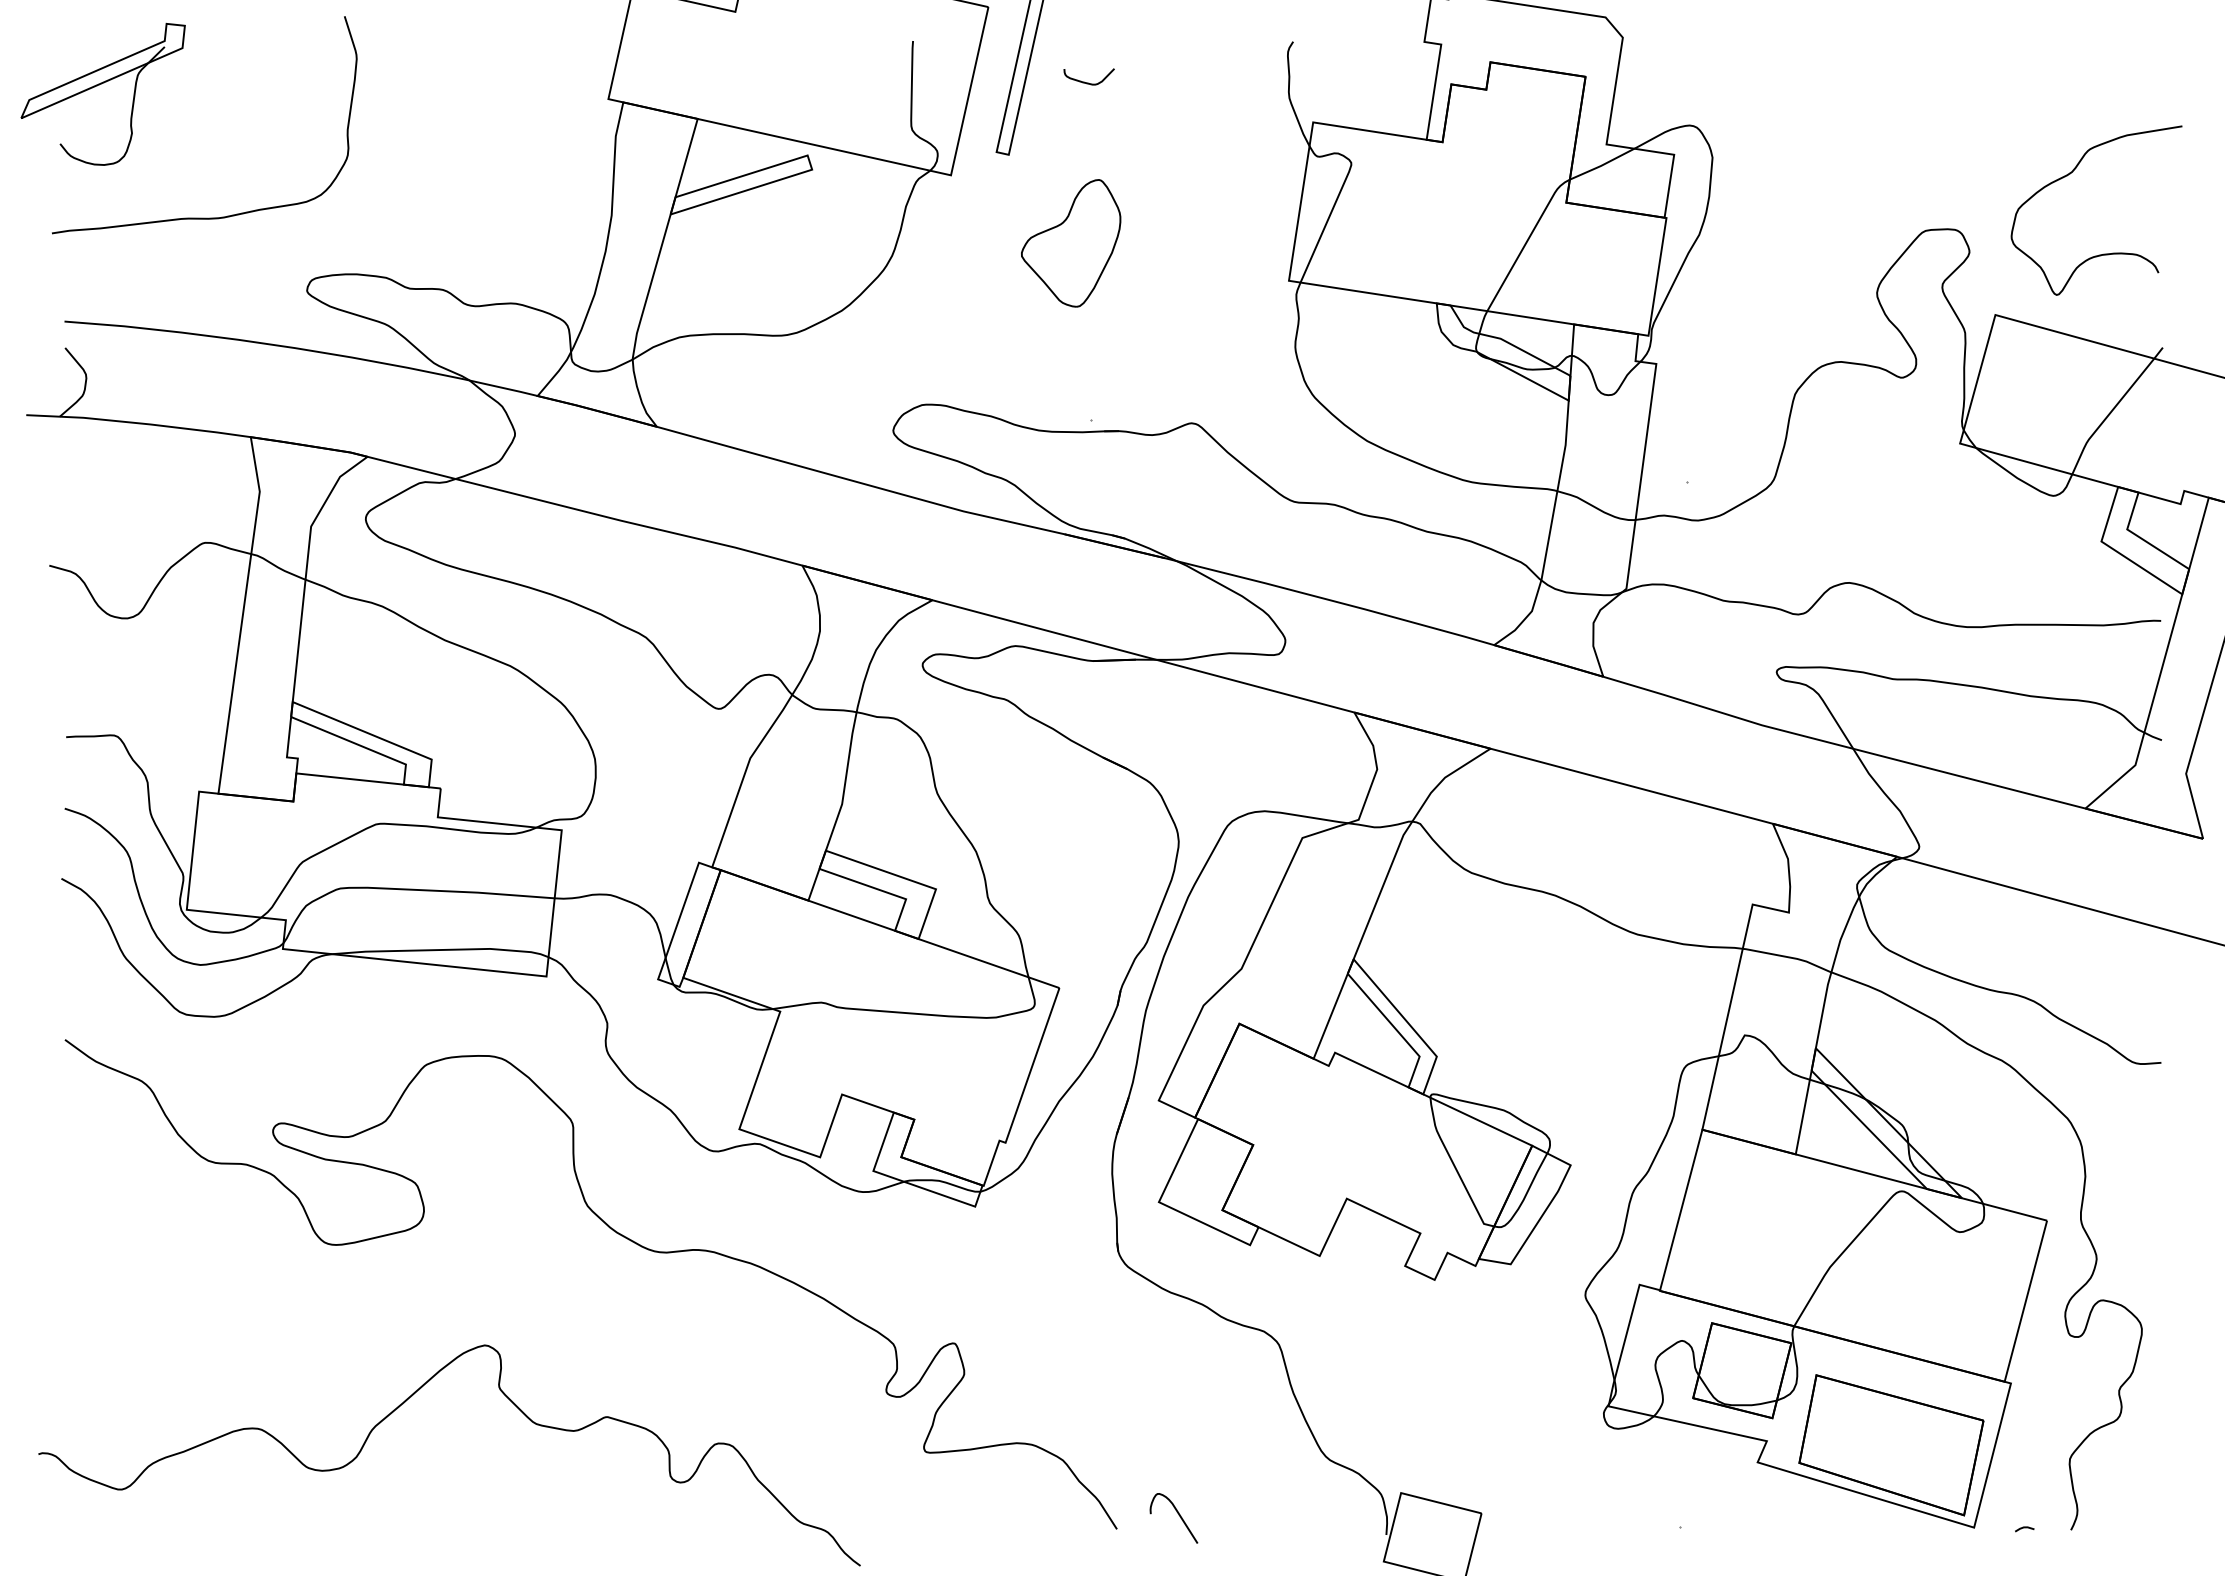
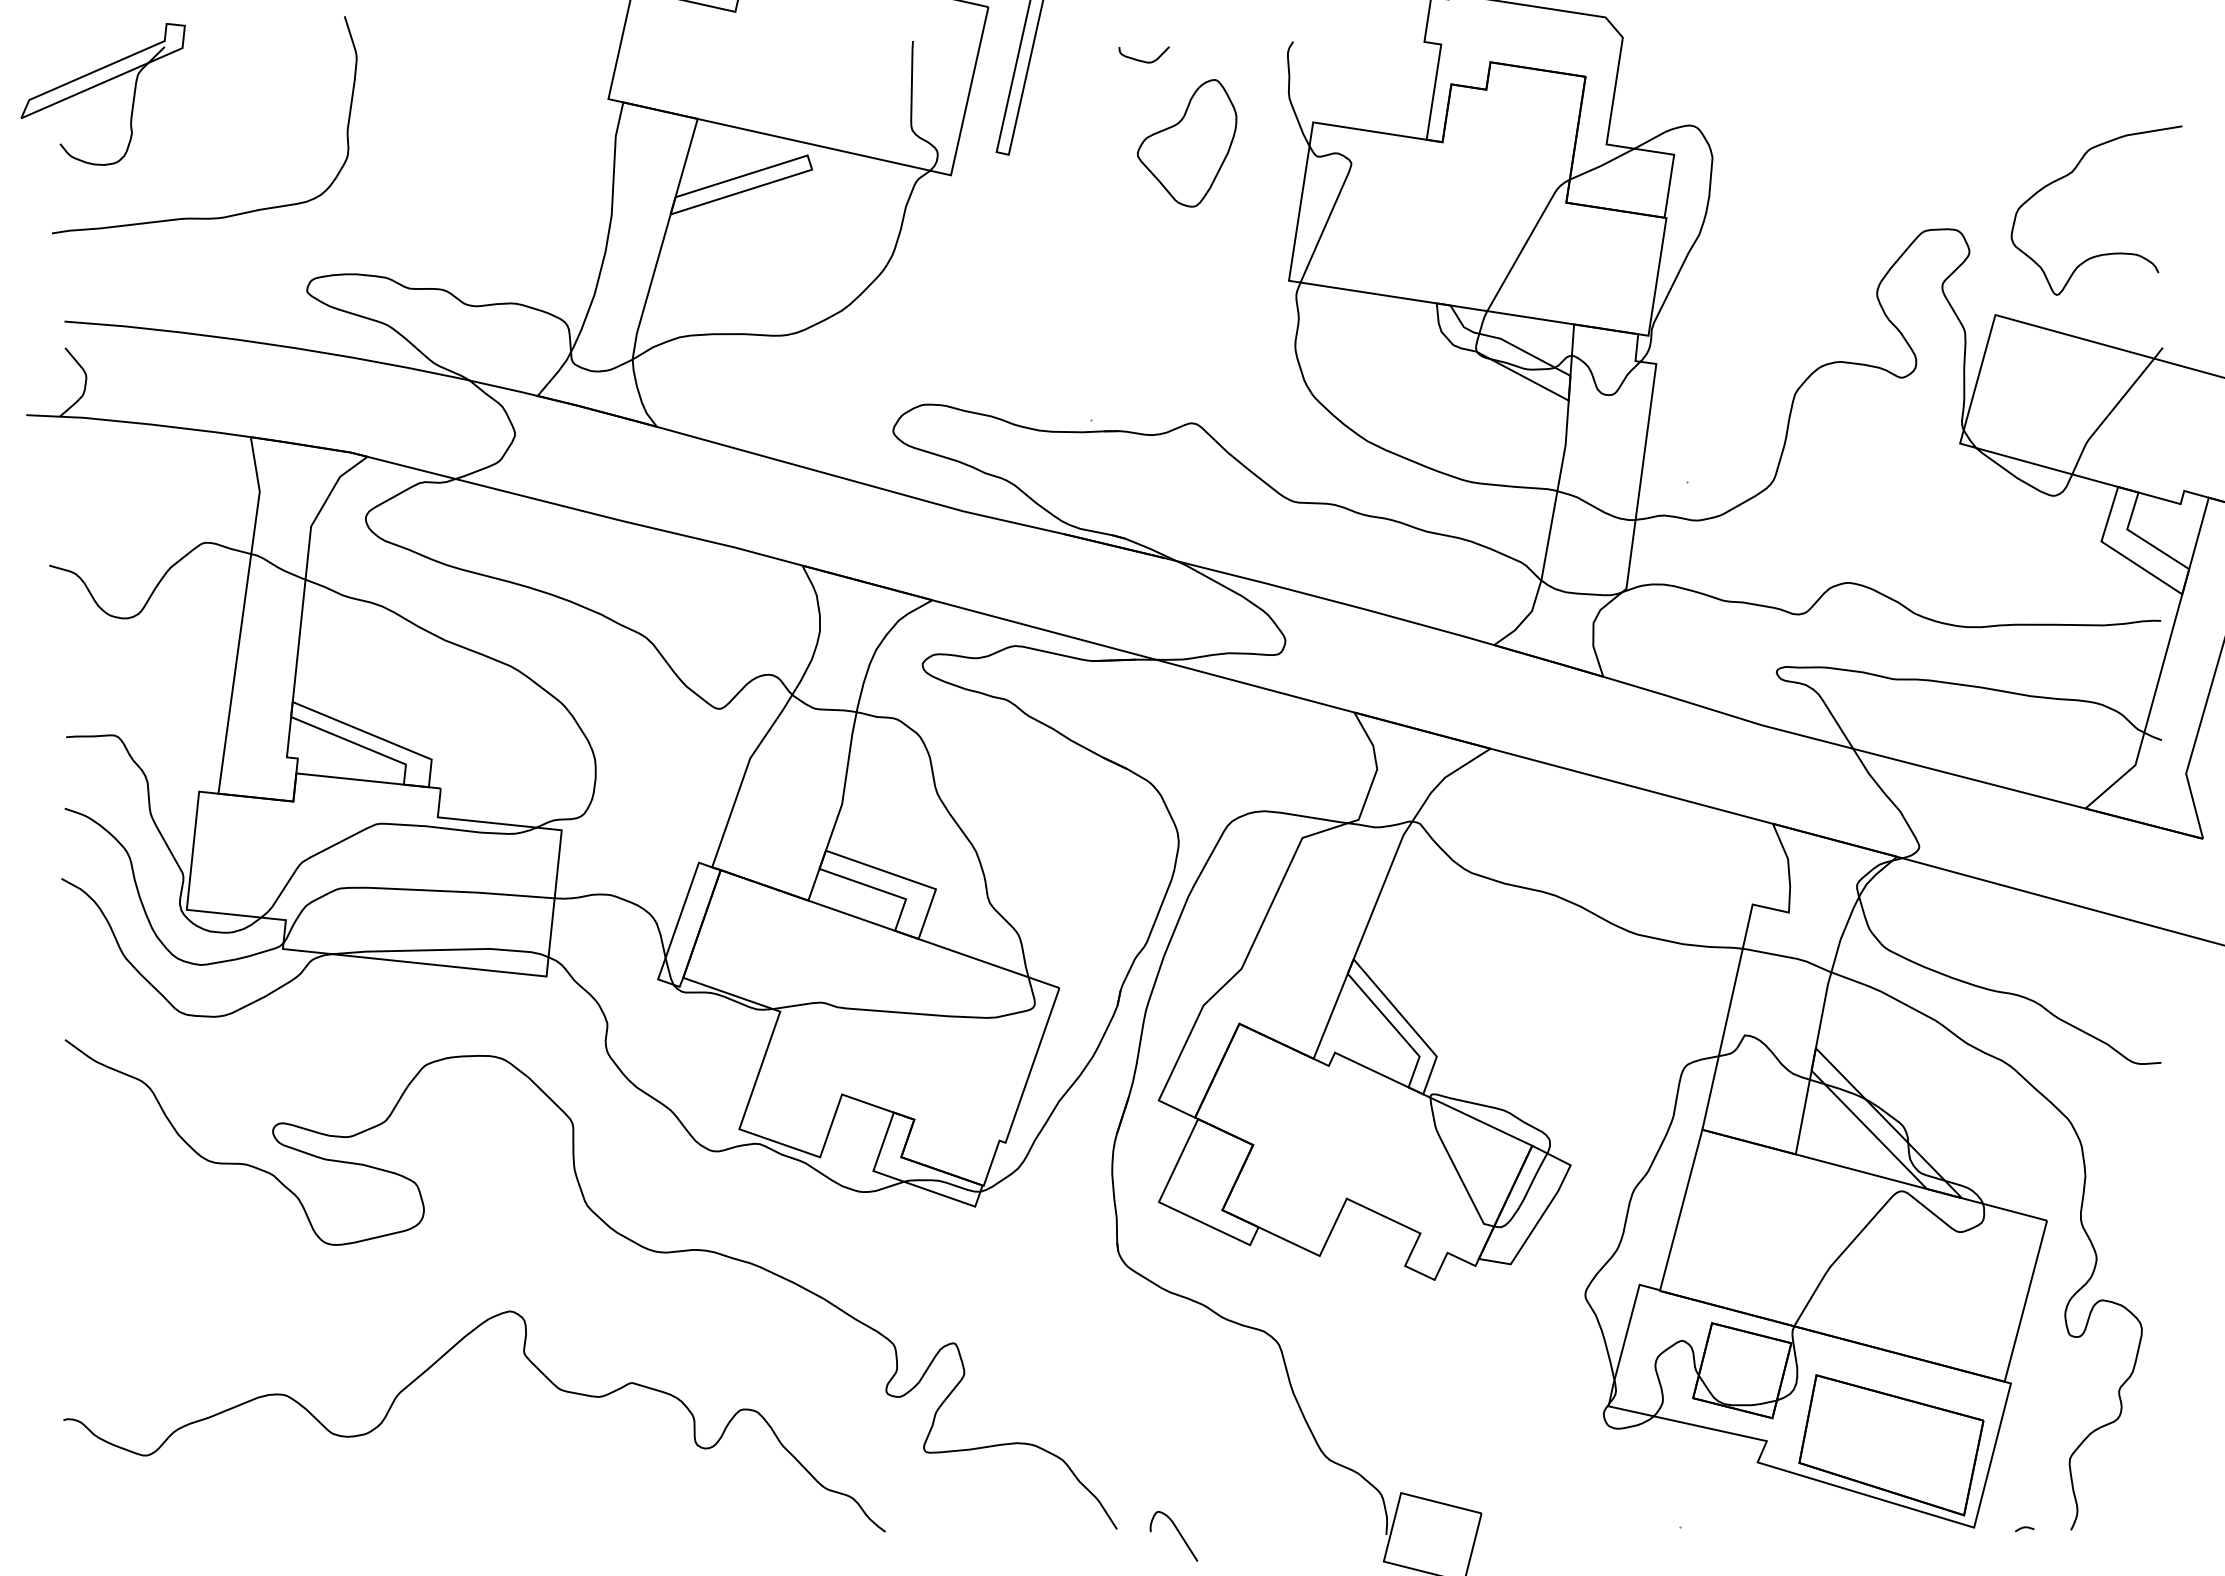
curve position: (1088, 82) -> (1143, 60) (1143, 60)
part position: (1071, 243) -> (1187, 143) (1187, 143)
curve position: (403, 1404) -> (428, 1370) (428, 1370)
curve position: (1178, 1515) -> (1178, 1533) (1178, 1533)
